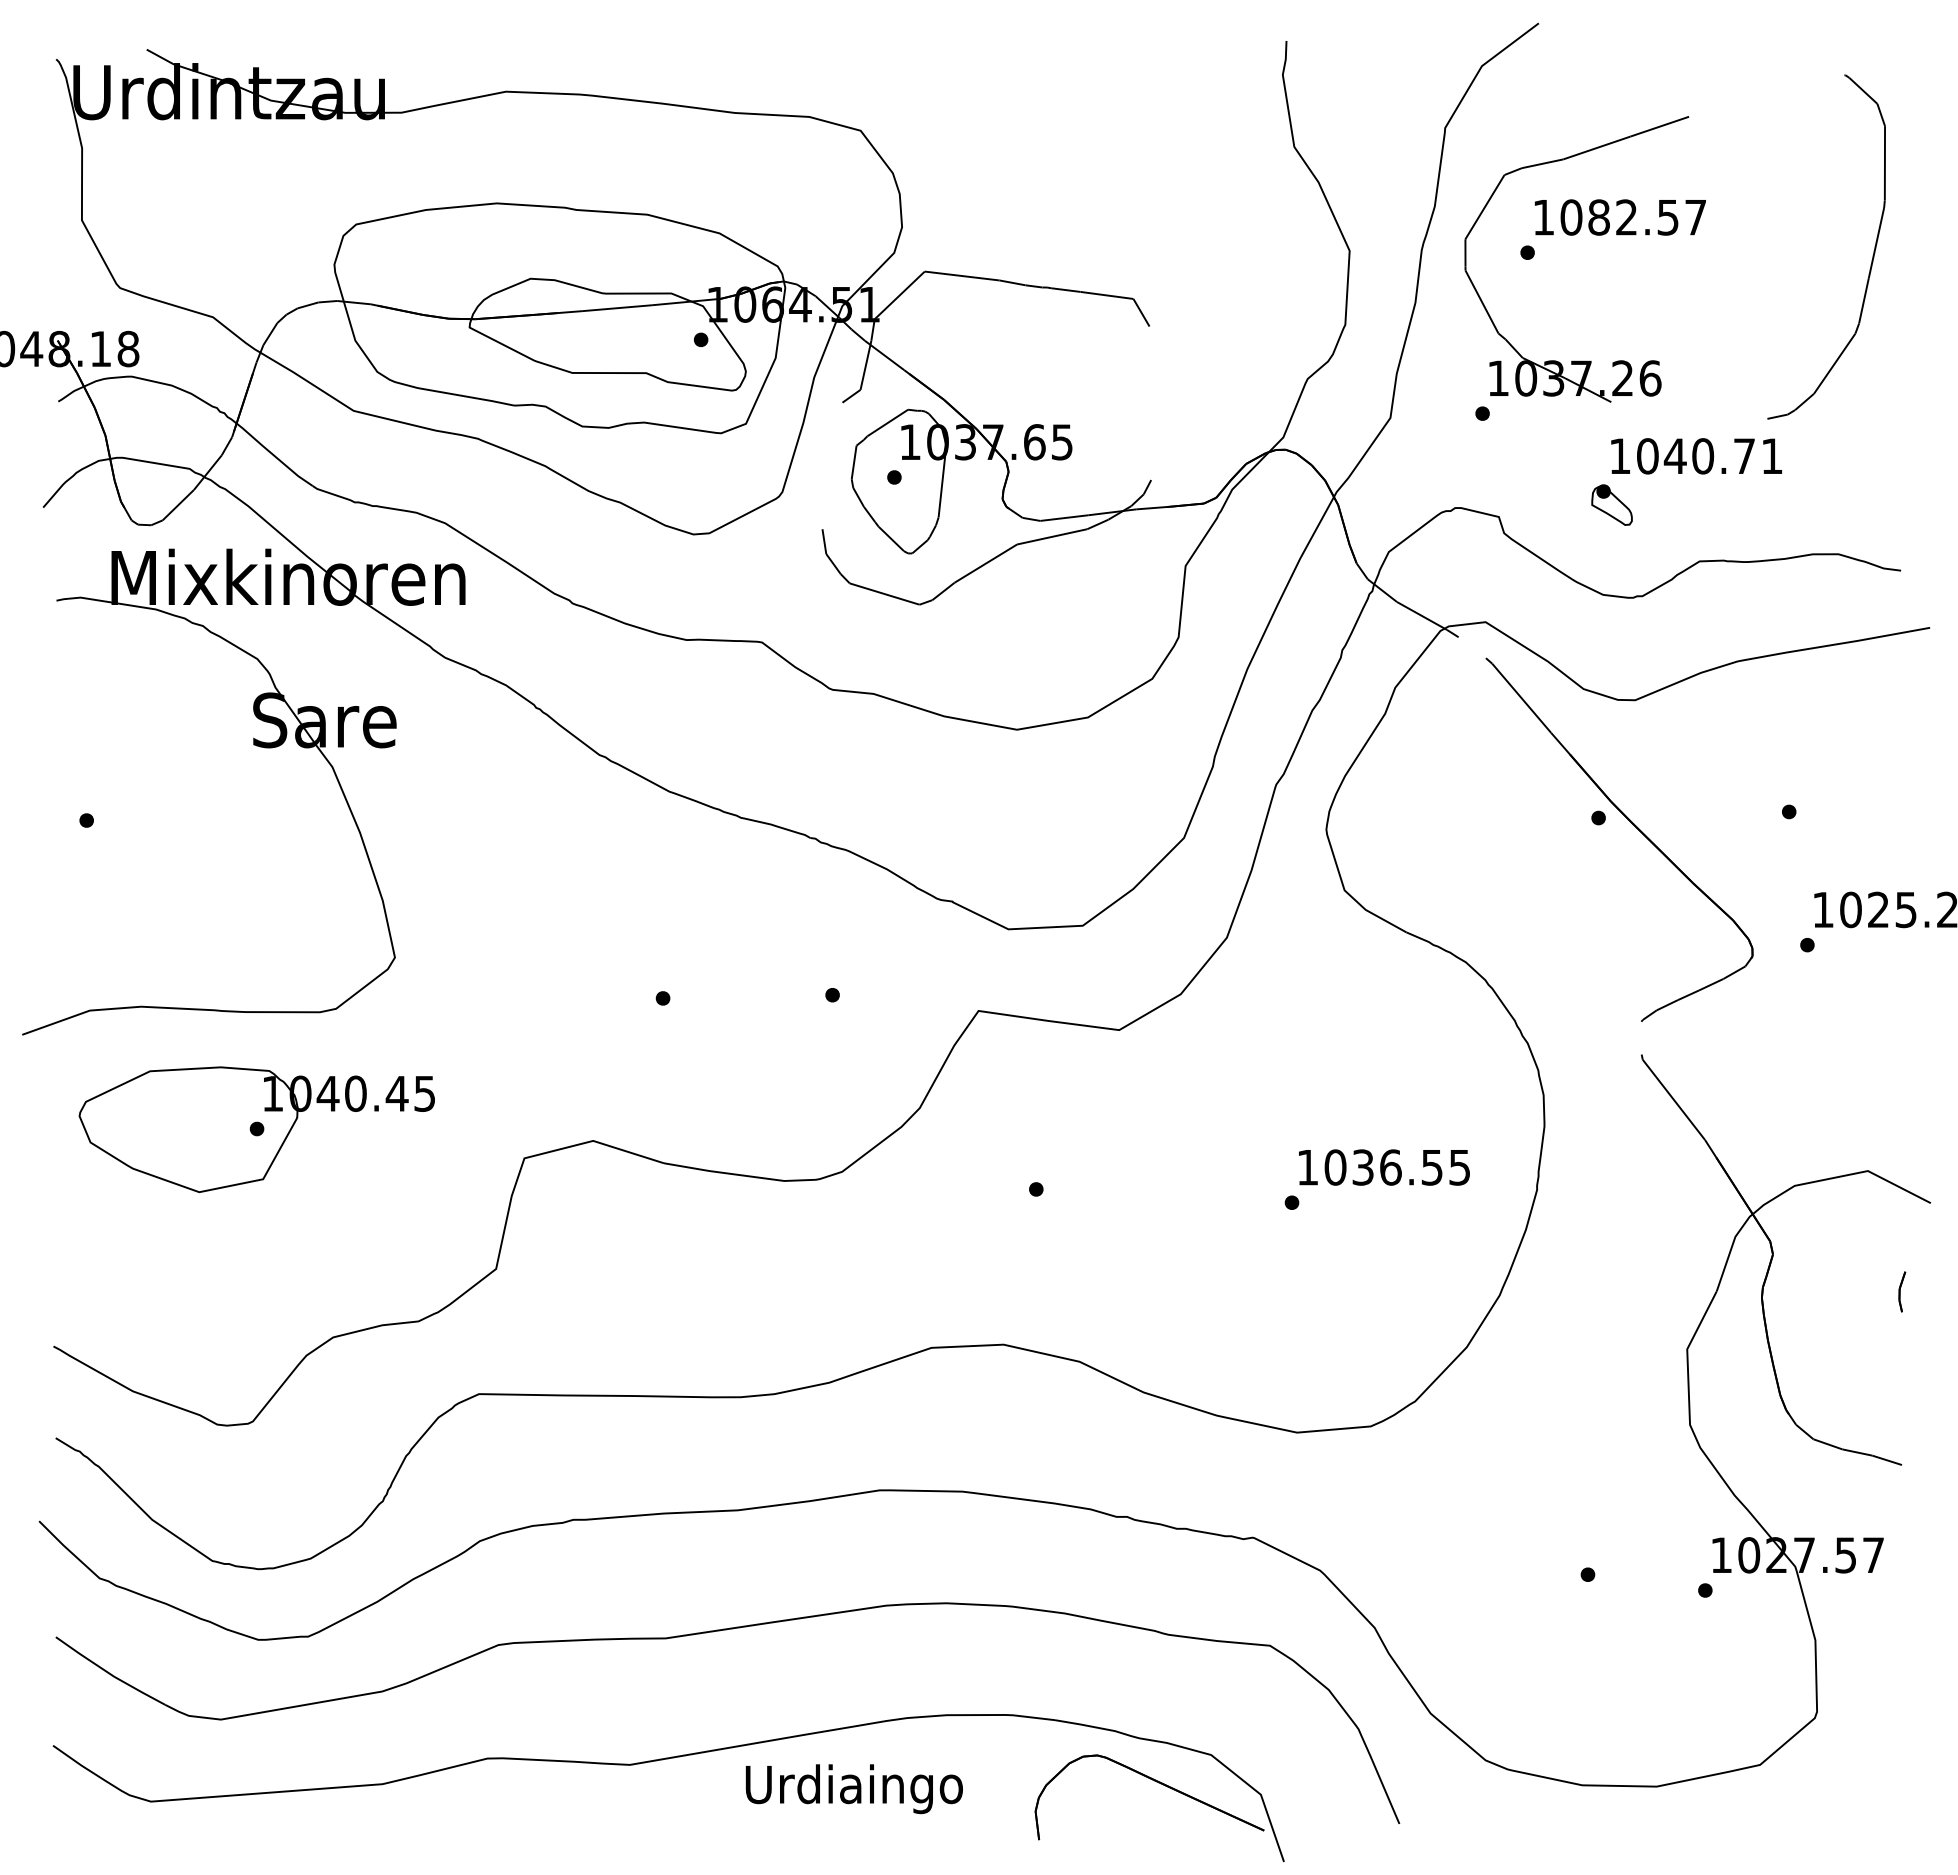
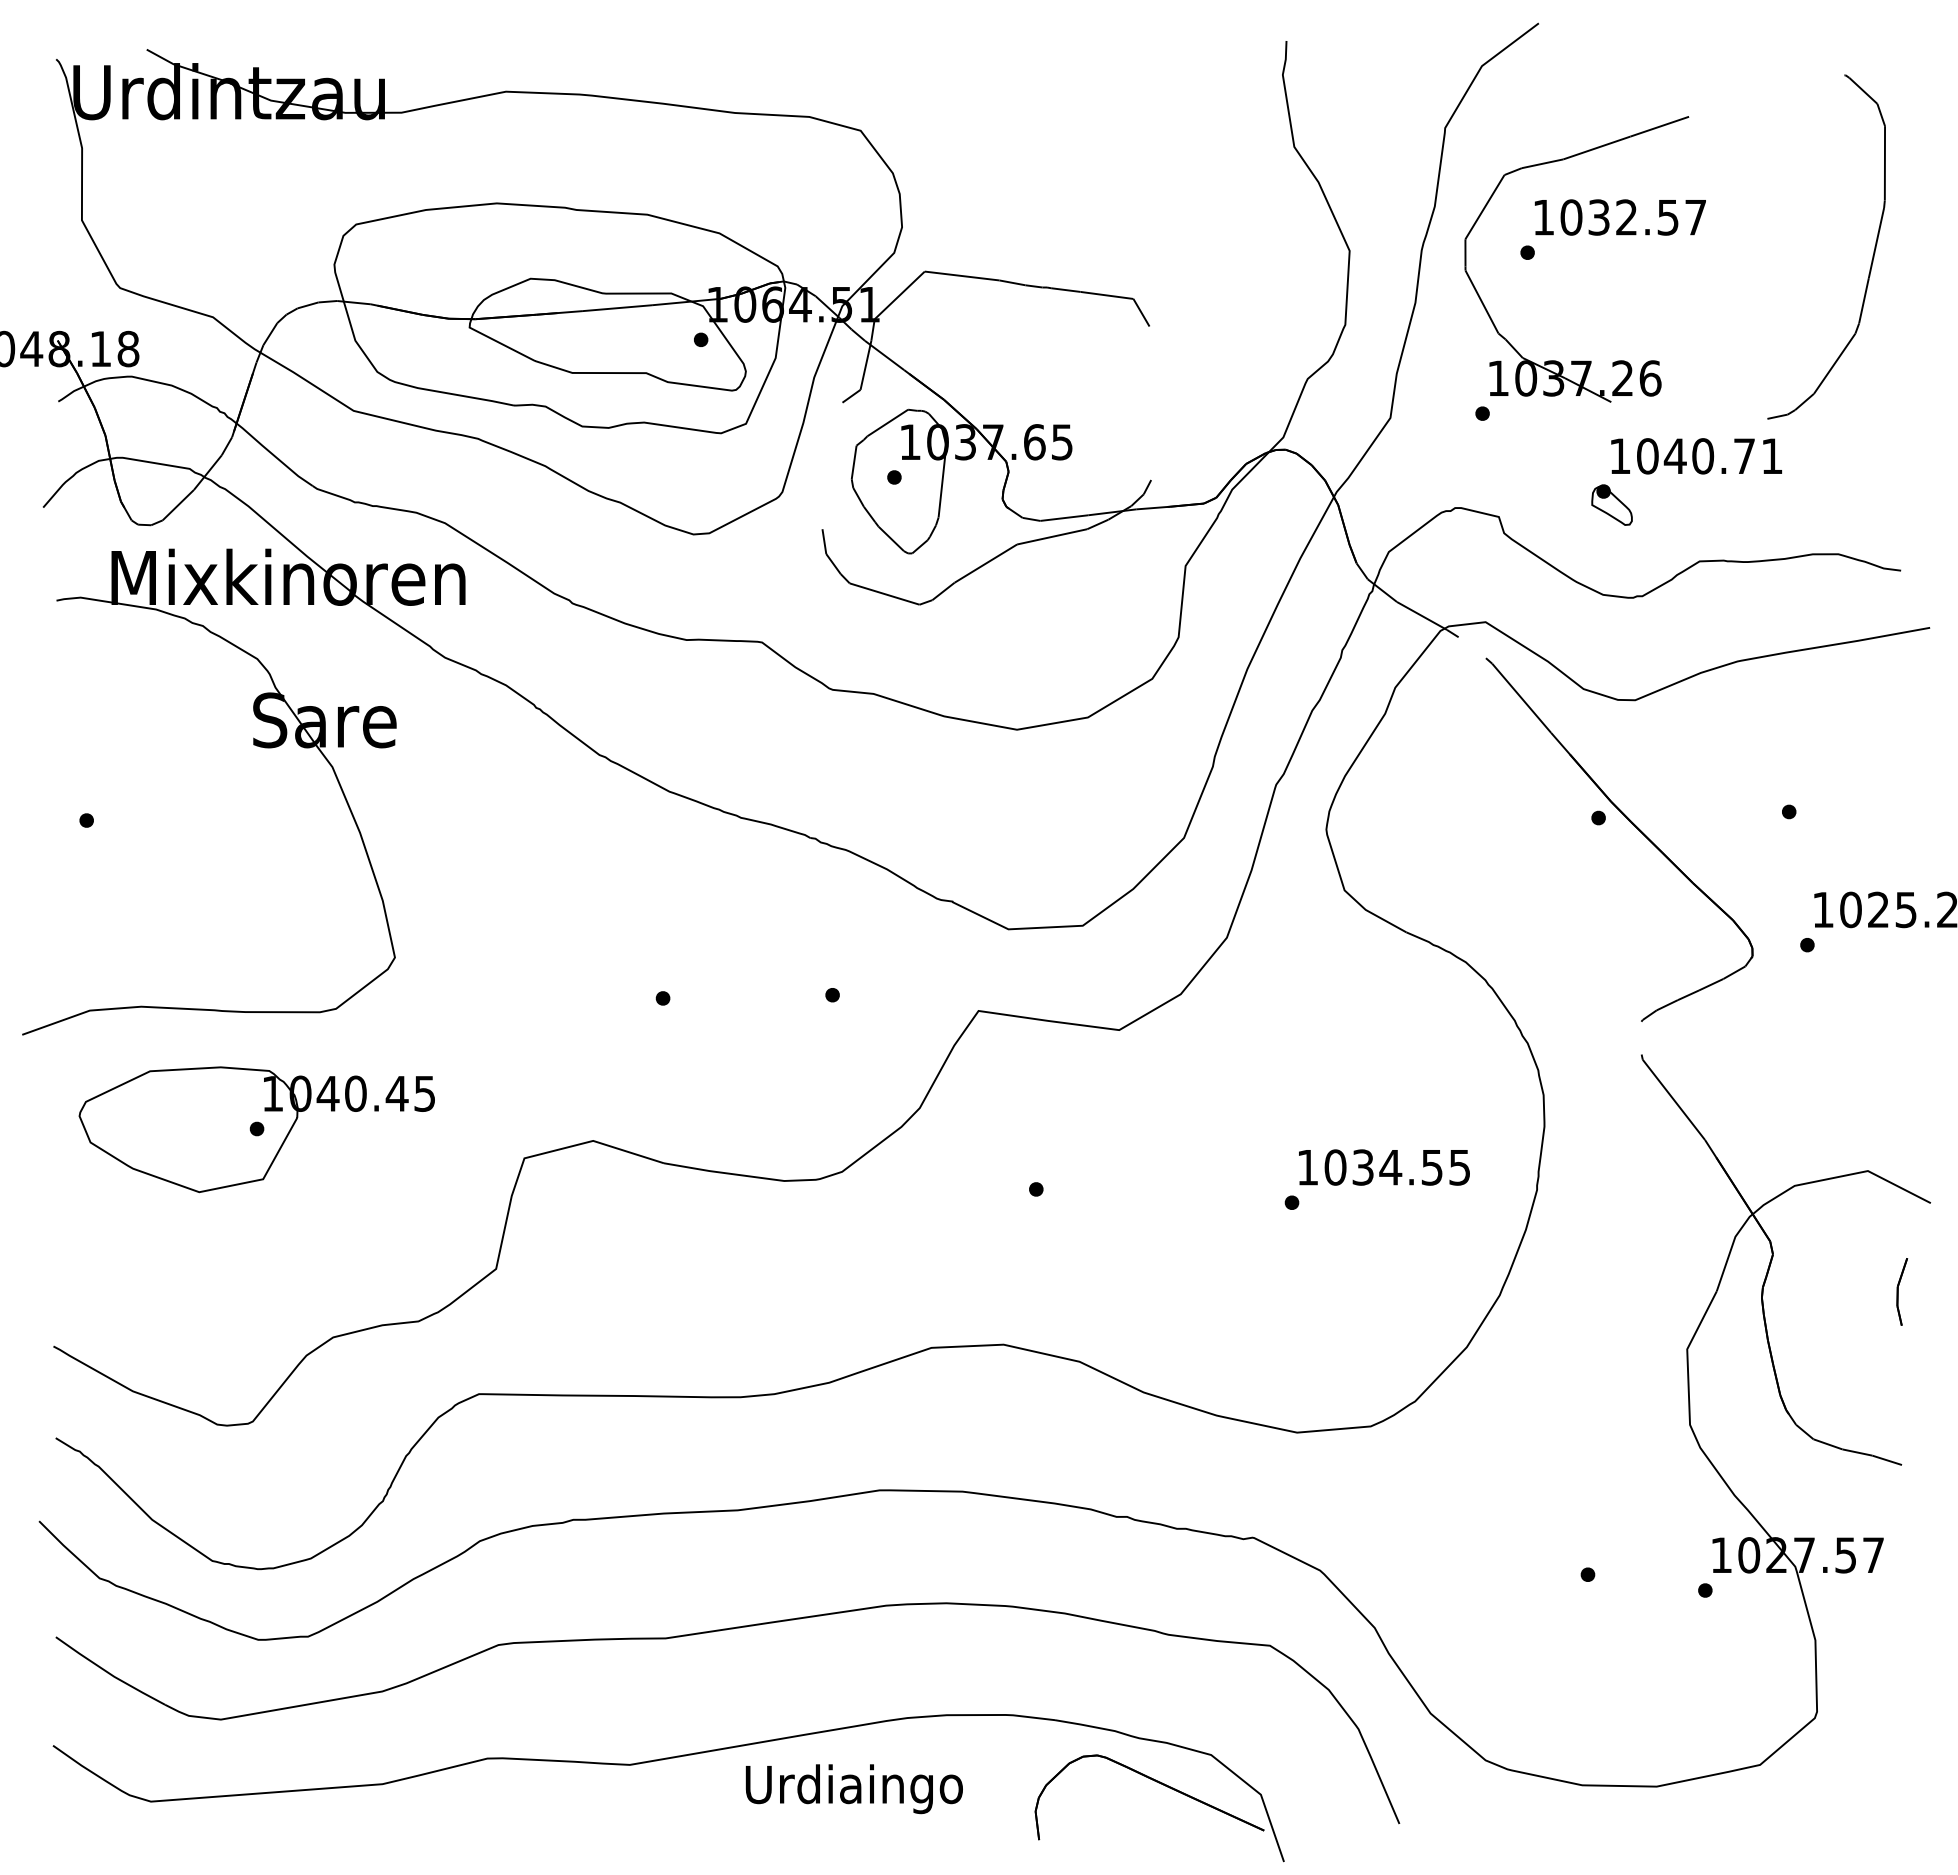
text: 1082.57 -> 1032.57 (1598, 217)
text: 1036.55 -> 1034.55 (1390, 1167)
part size: 9x42 px -> 13x68 px (1902, 1291)
